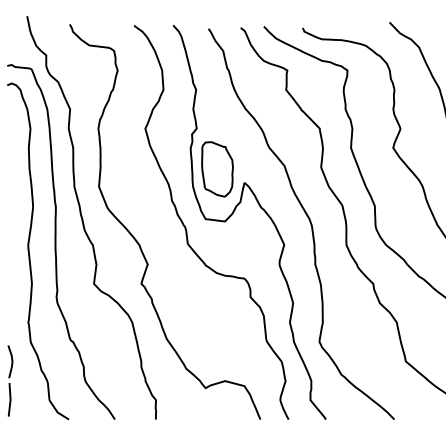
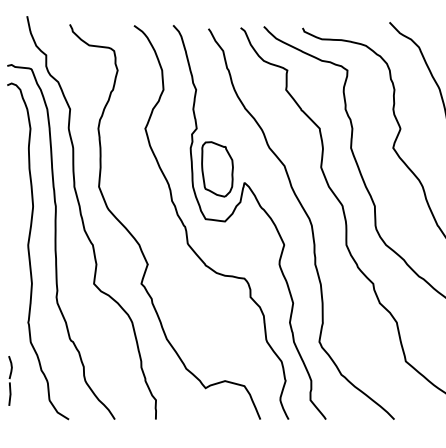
part size: 7x72 px -> 5x50 px (10, 380)
